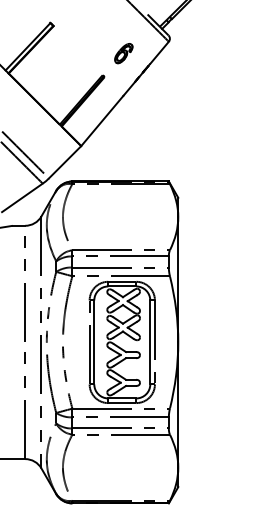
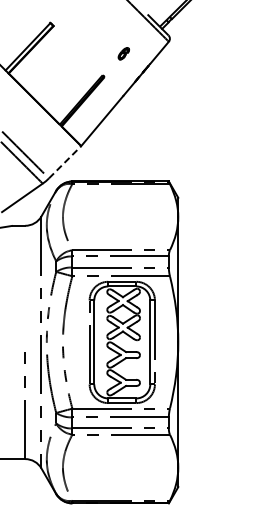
part size: 20x22 px -> 13x14 px (123, 53)
line: solid -> dashed (65, 162)
line: present -> none (24, 288)
